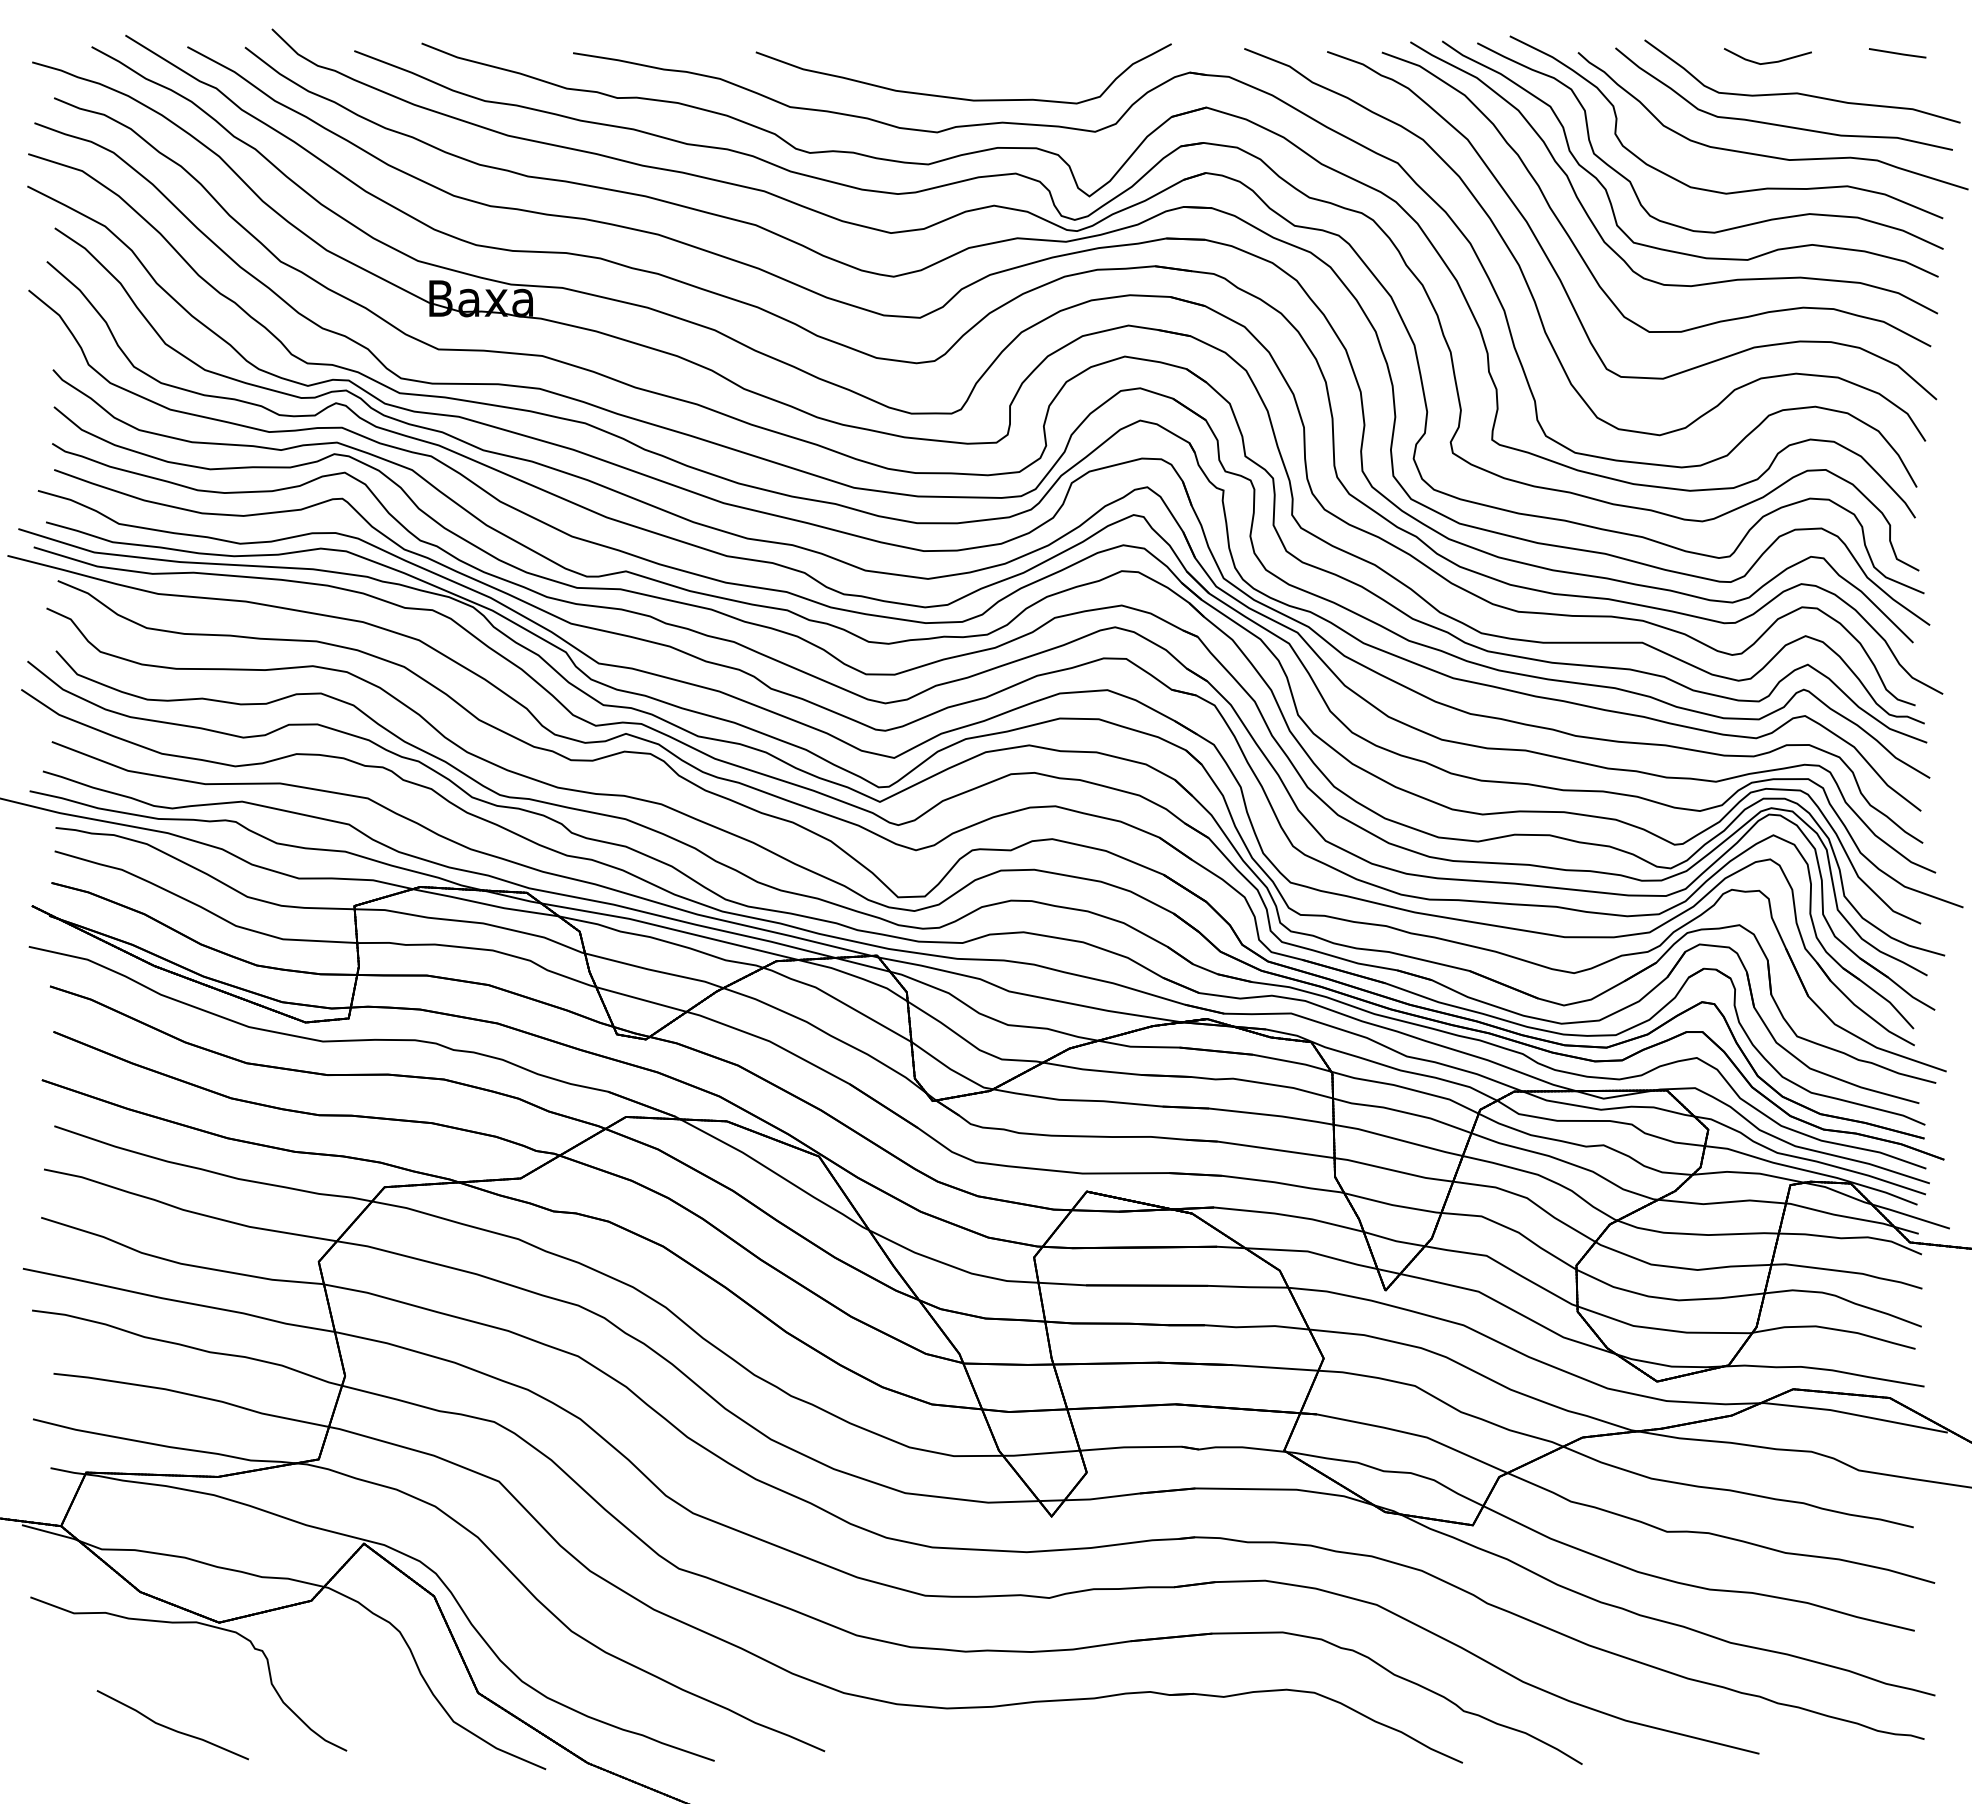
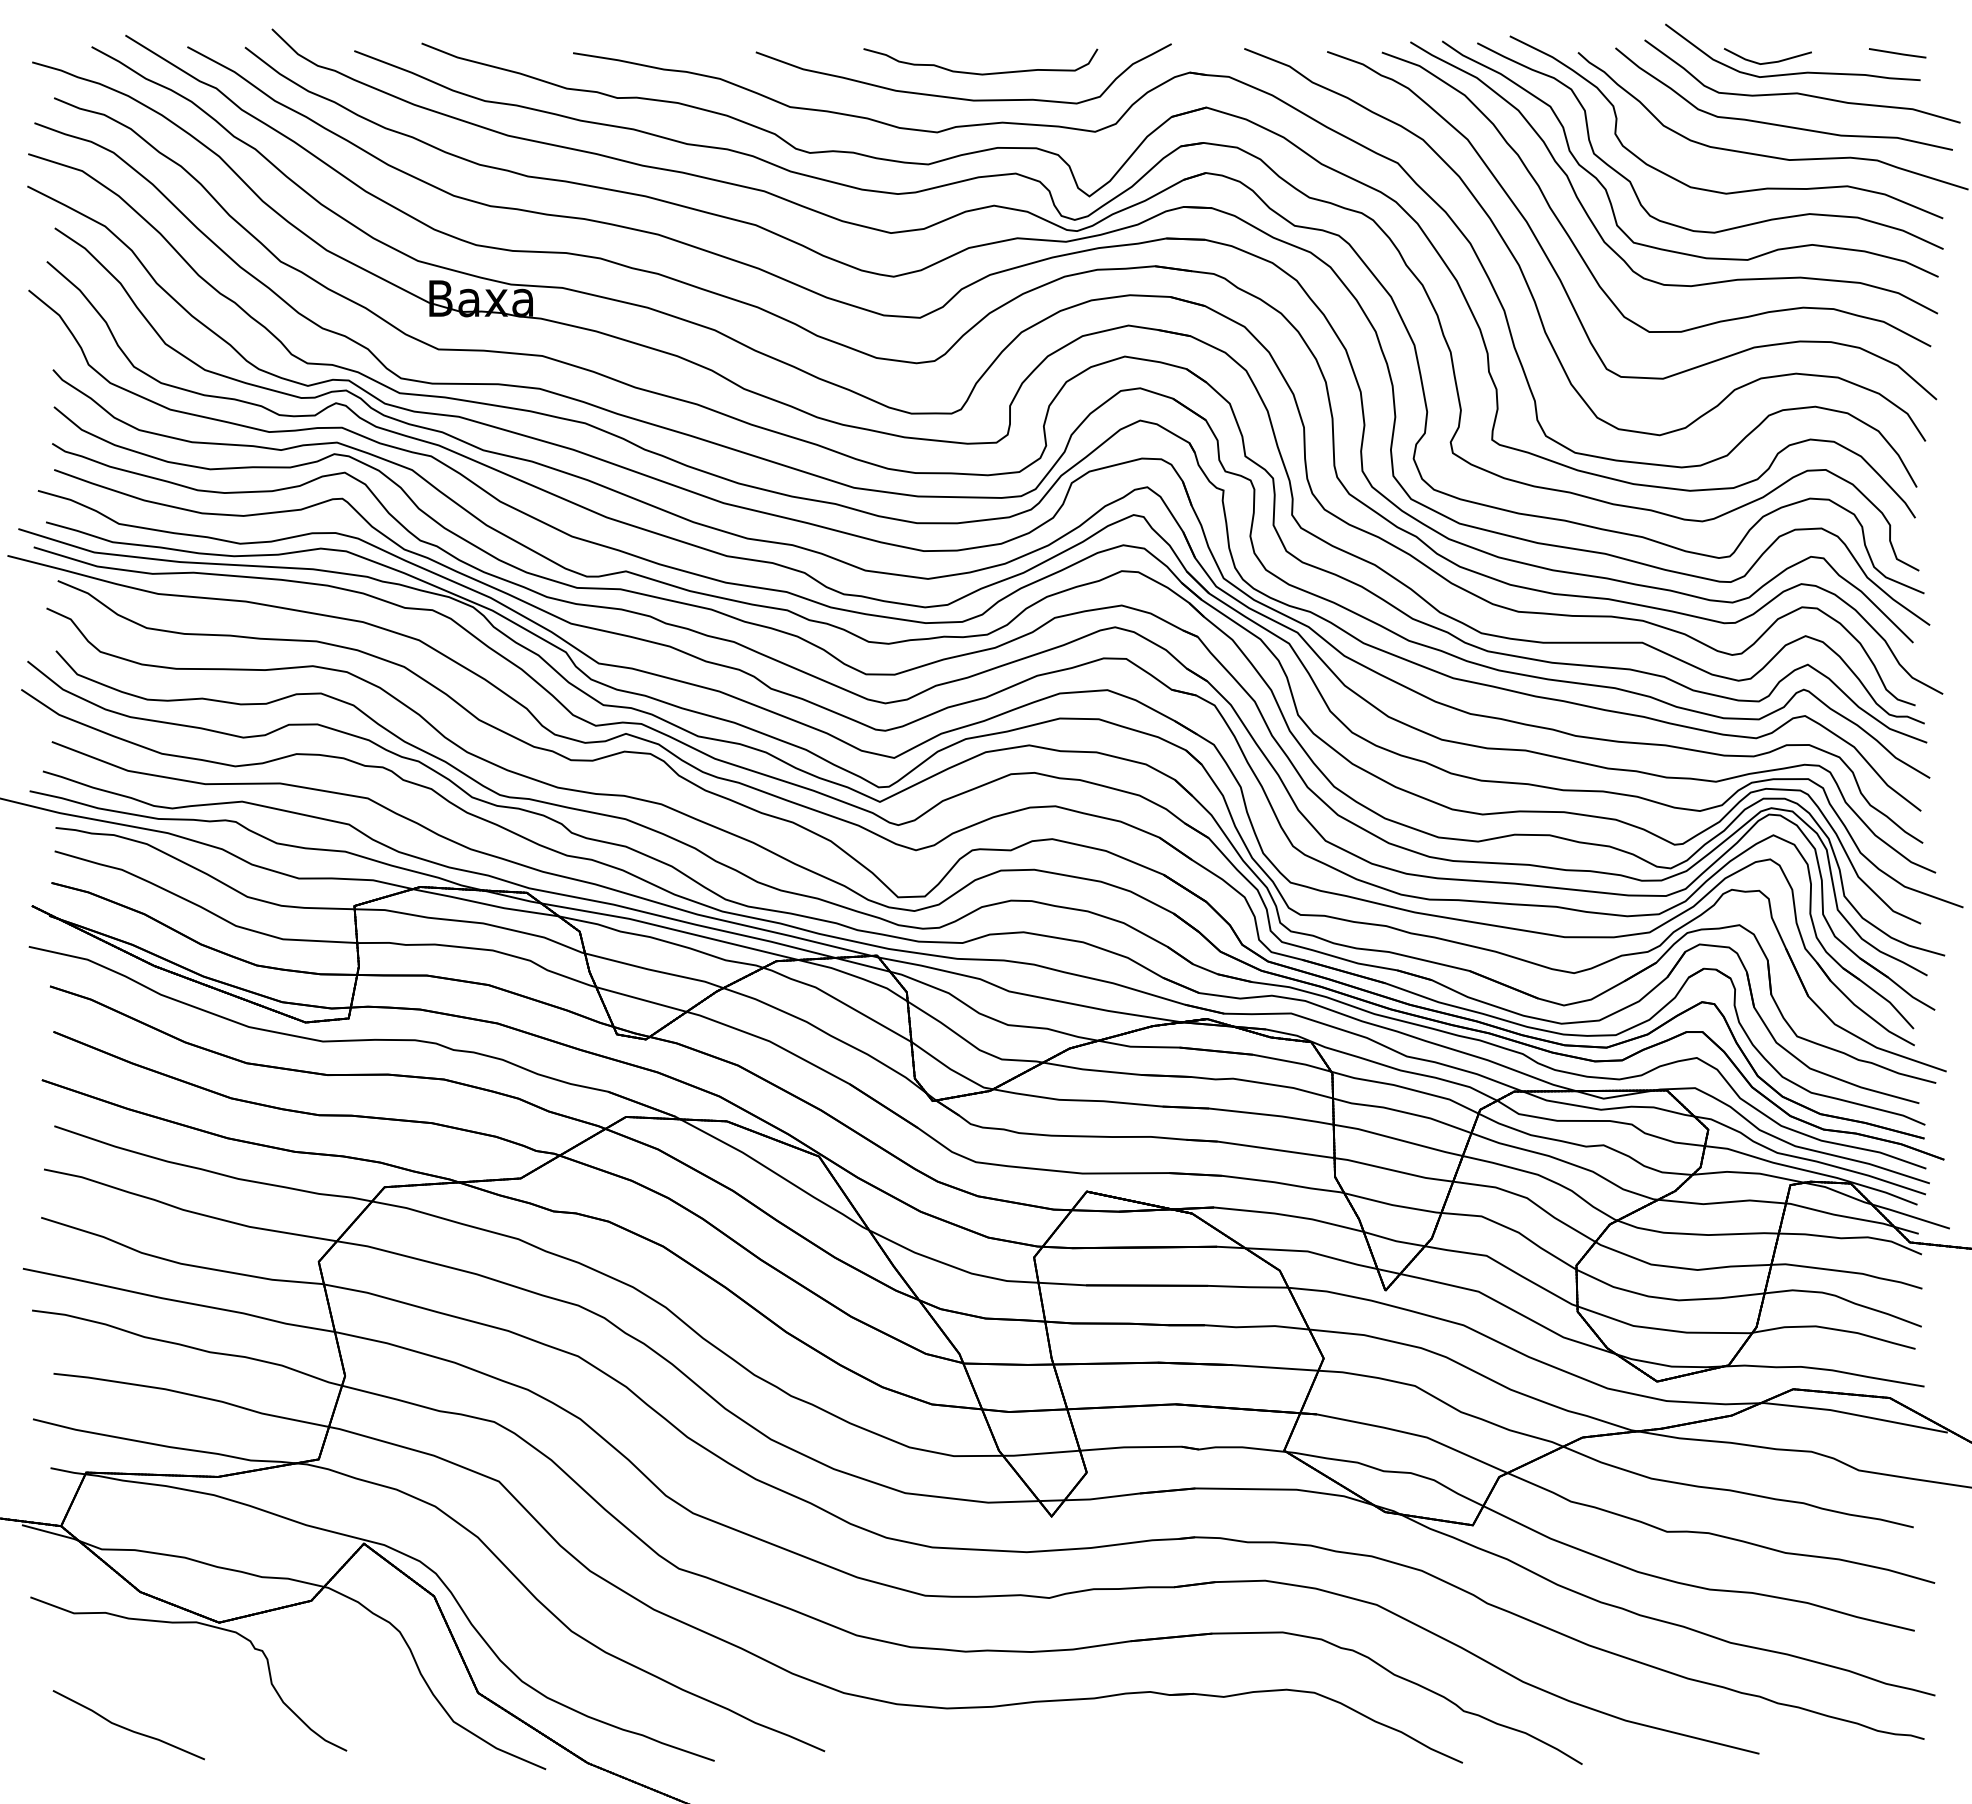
part: none -> present (1795, 72)
curve: none -> present (980, 73)
part position: (172, 1725) -> (128, 1725) (128, 1725)
